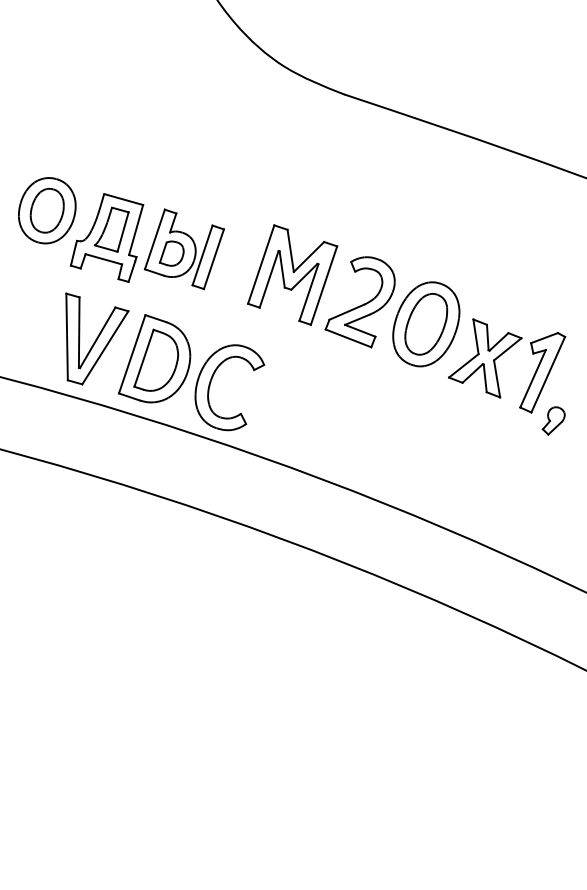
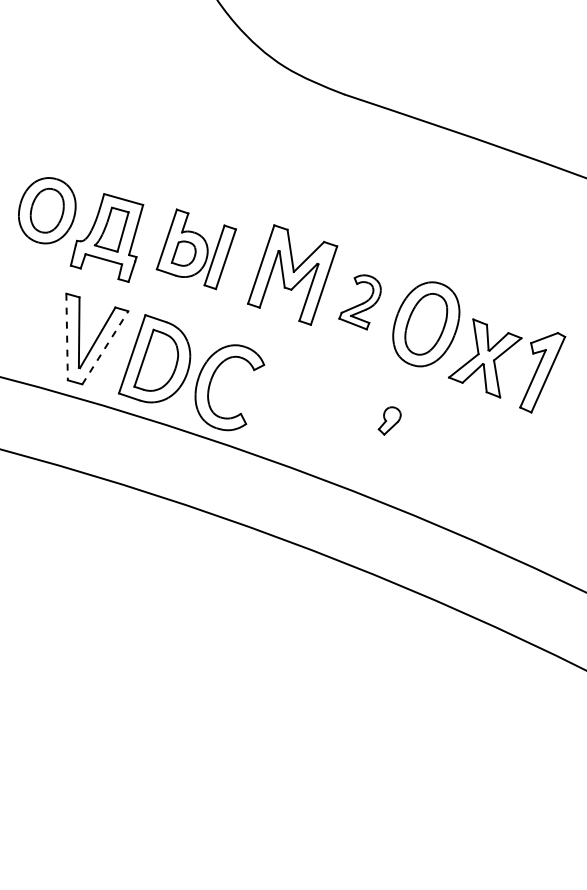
part position: (183, 249) -> (195, 249) (195, 249)
part size: 72x93 px -> 44x57 px (359, 302)
line: solid -> dashed (67, 337)
line: solid -> dashed (105, 347)
part position: (553, 420) -> (389, 420) (389, 420)
